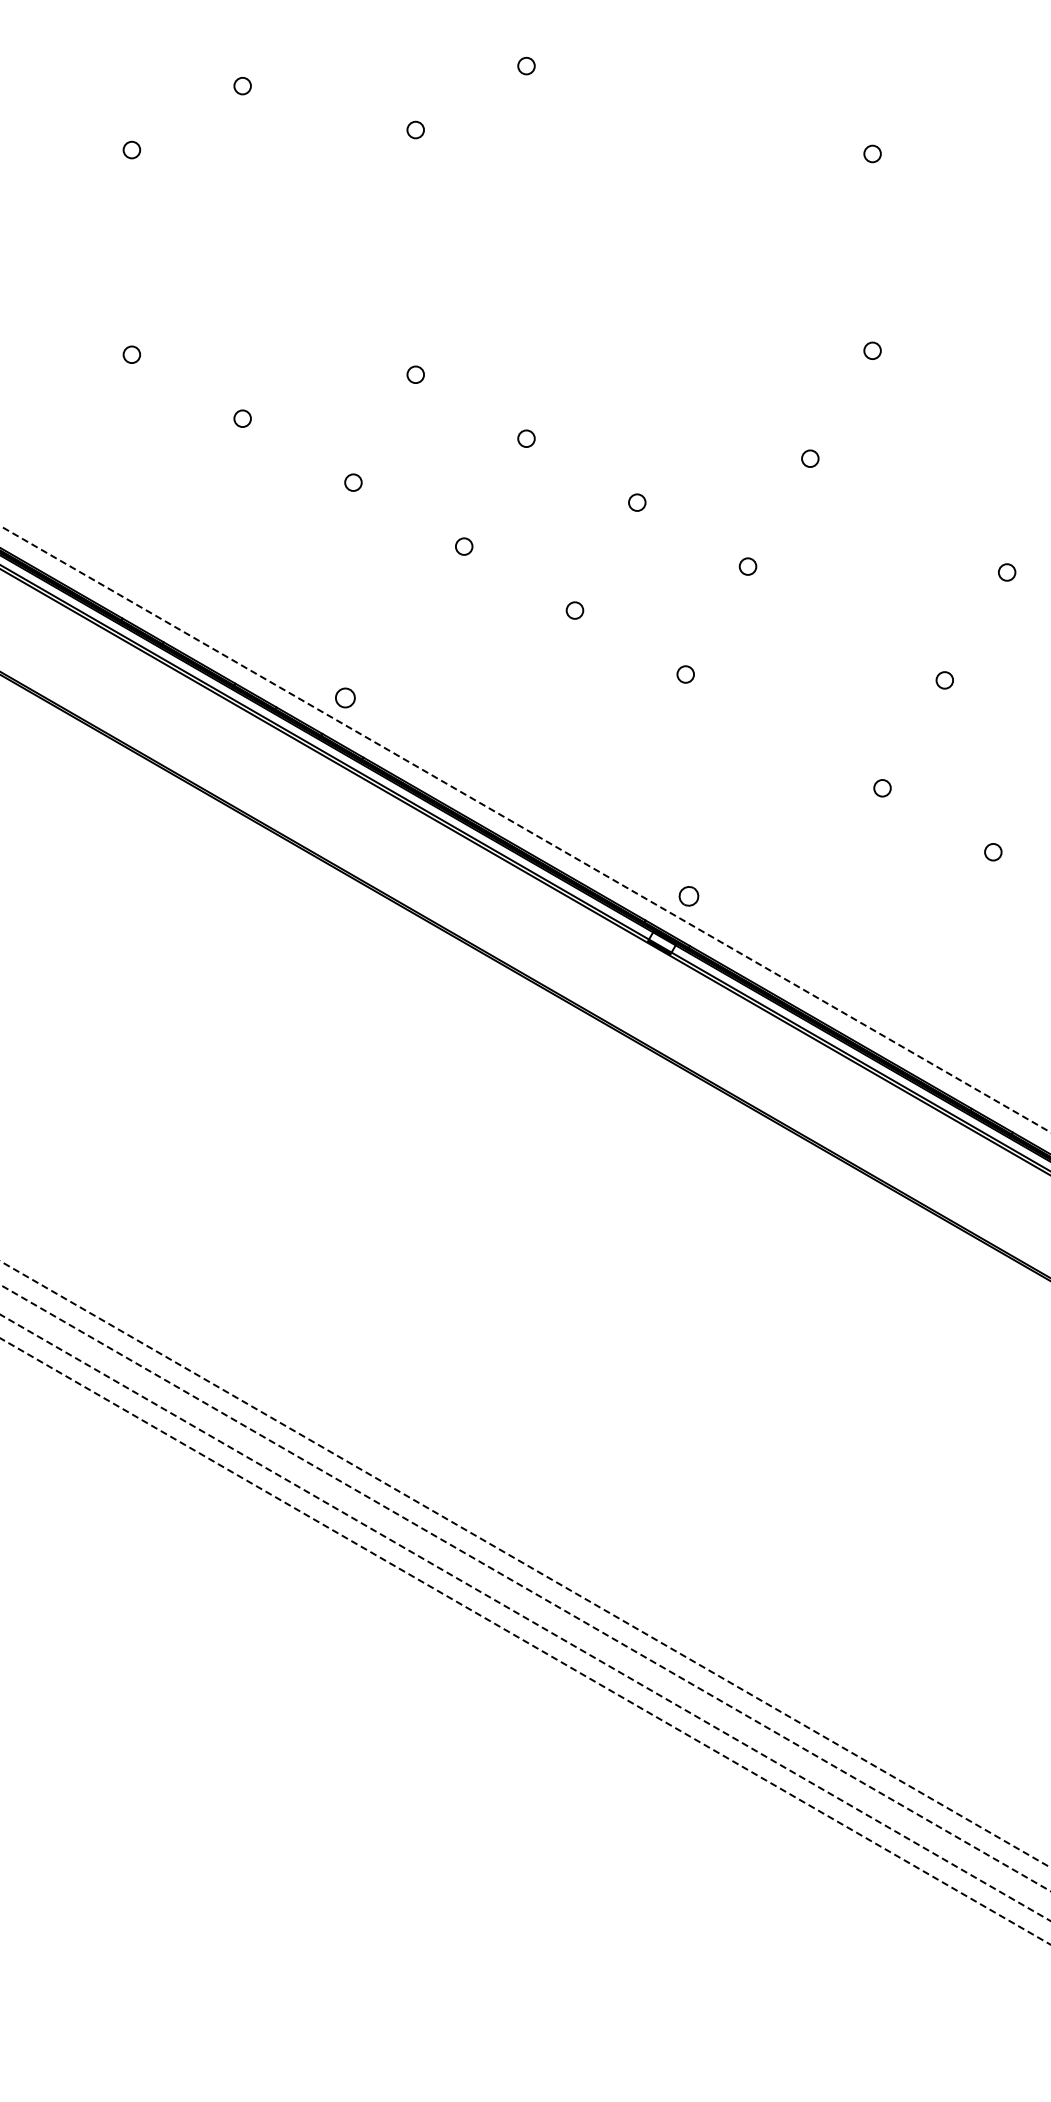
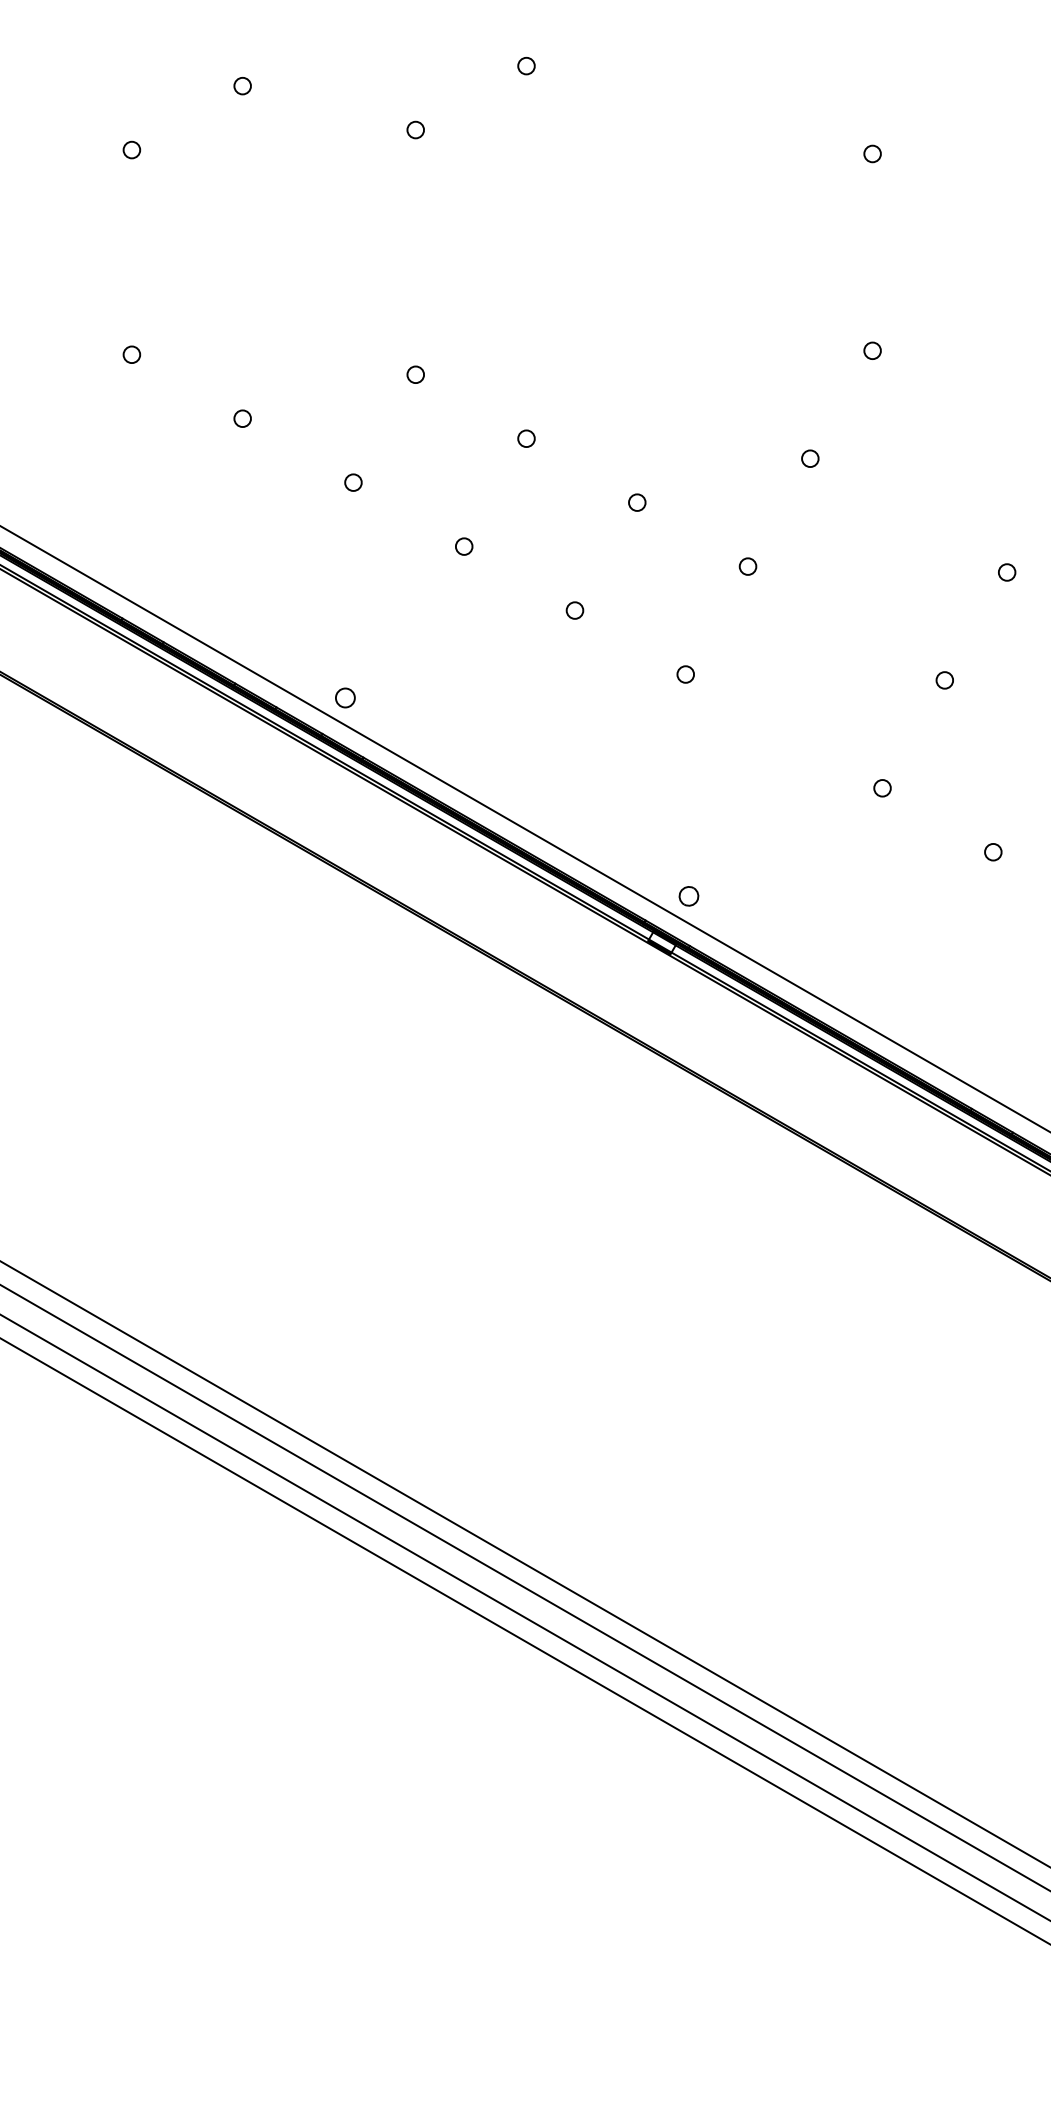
line: dashed -> solid (524, 828)
line: dashed -> solid (525, 1564)
line: dashed -> solid (526, 1588)
line: dashed -> solid (526, 1618)
line: dashed -> solid (525, 1641)
